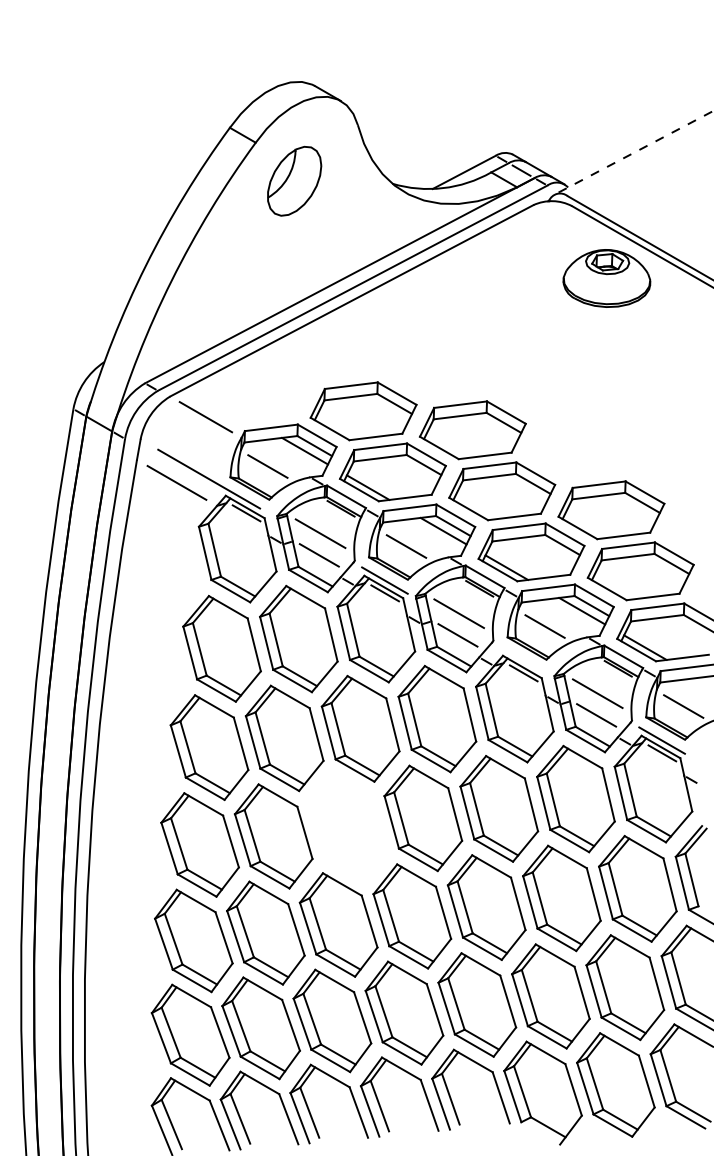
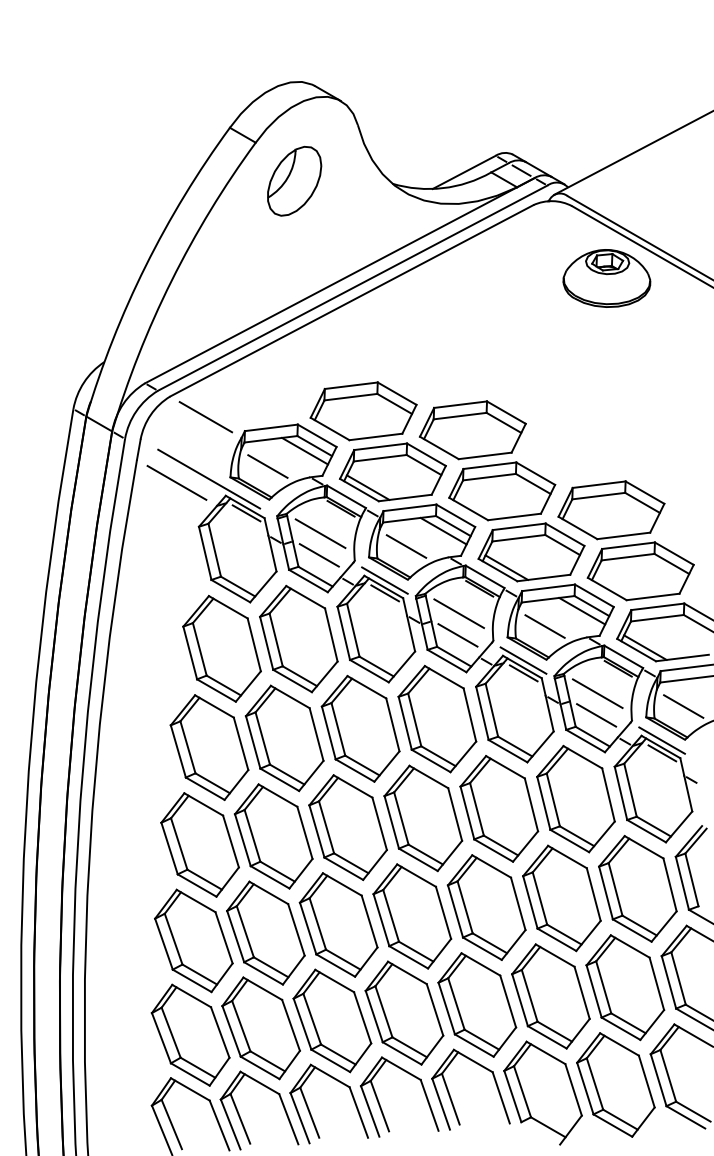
line: dashed -> solid (633, 152)
line: none -> present (523, 660)
part: none -> present (347, 827)
